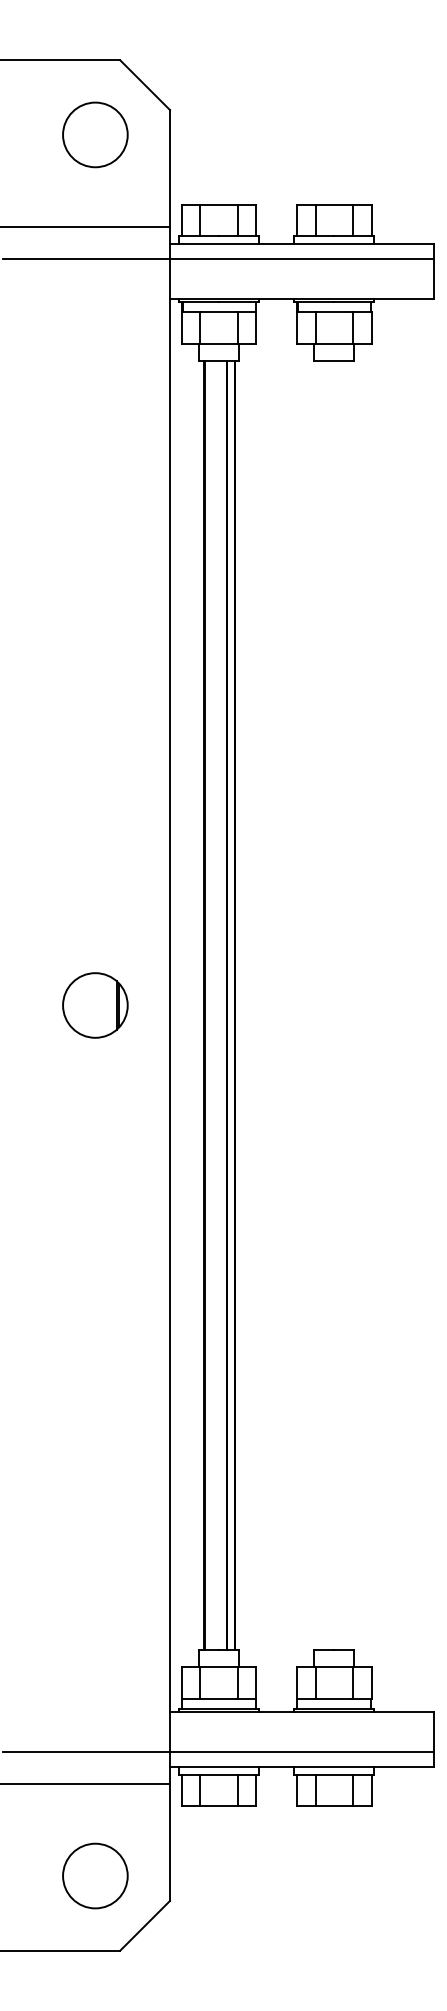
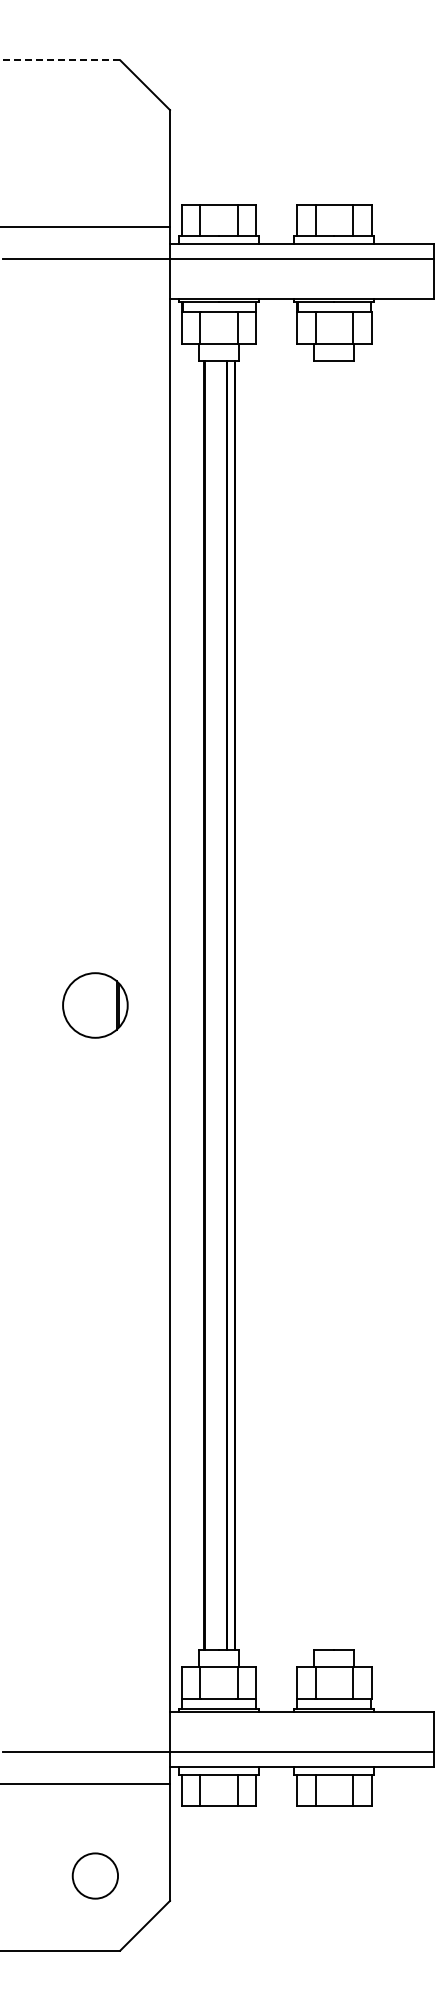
line: solid -> dashed (60, 60)
circle: present -> none (95, 134)
circle diameter: 65 px -> 45 px (95, 1875)
